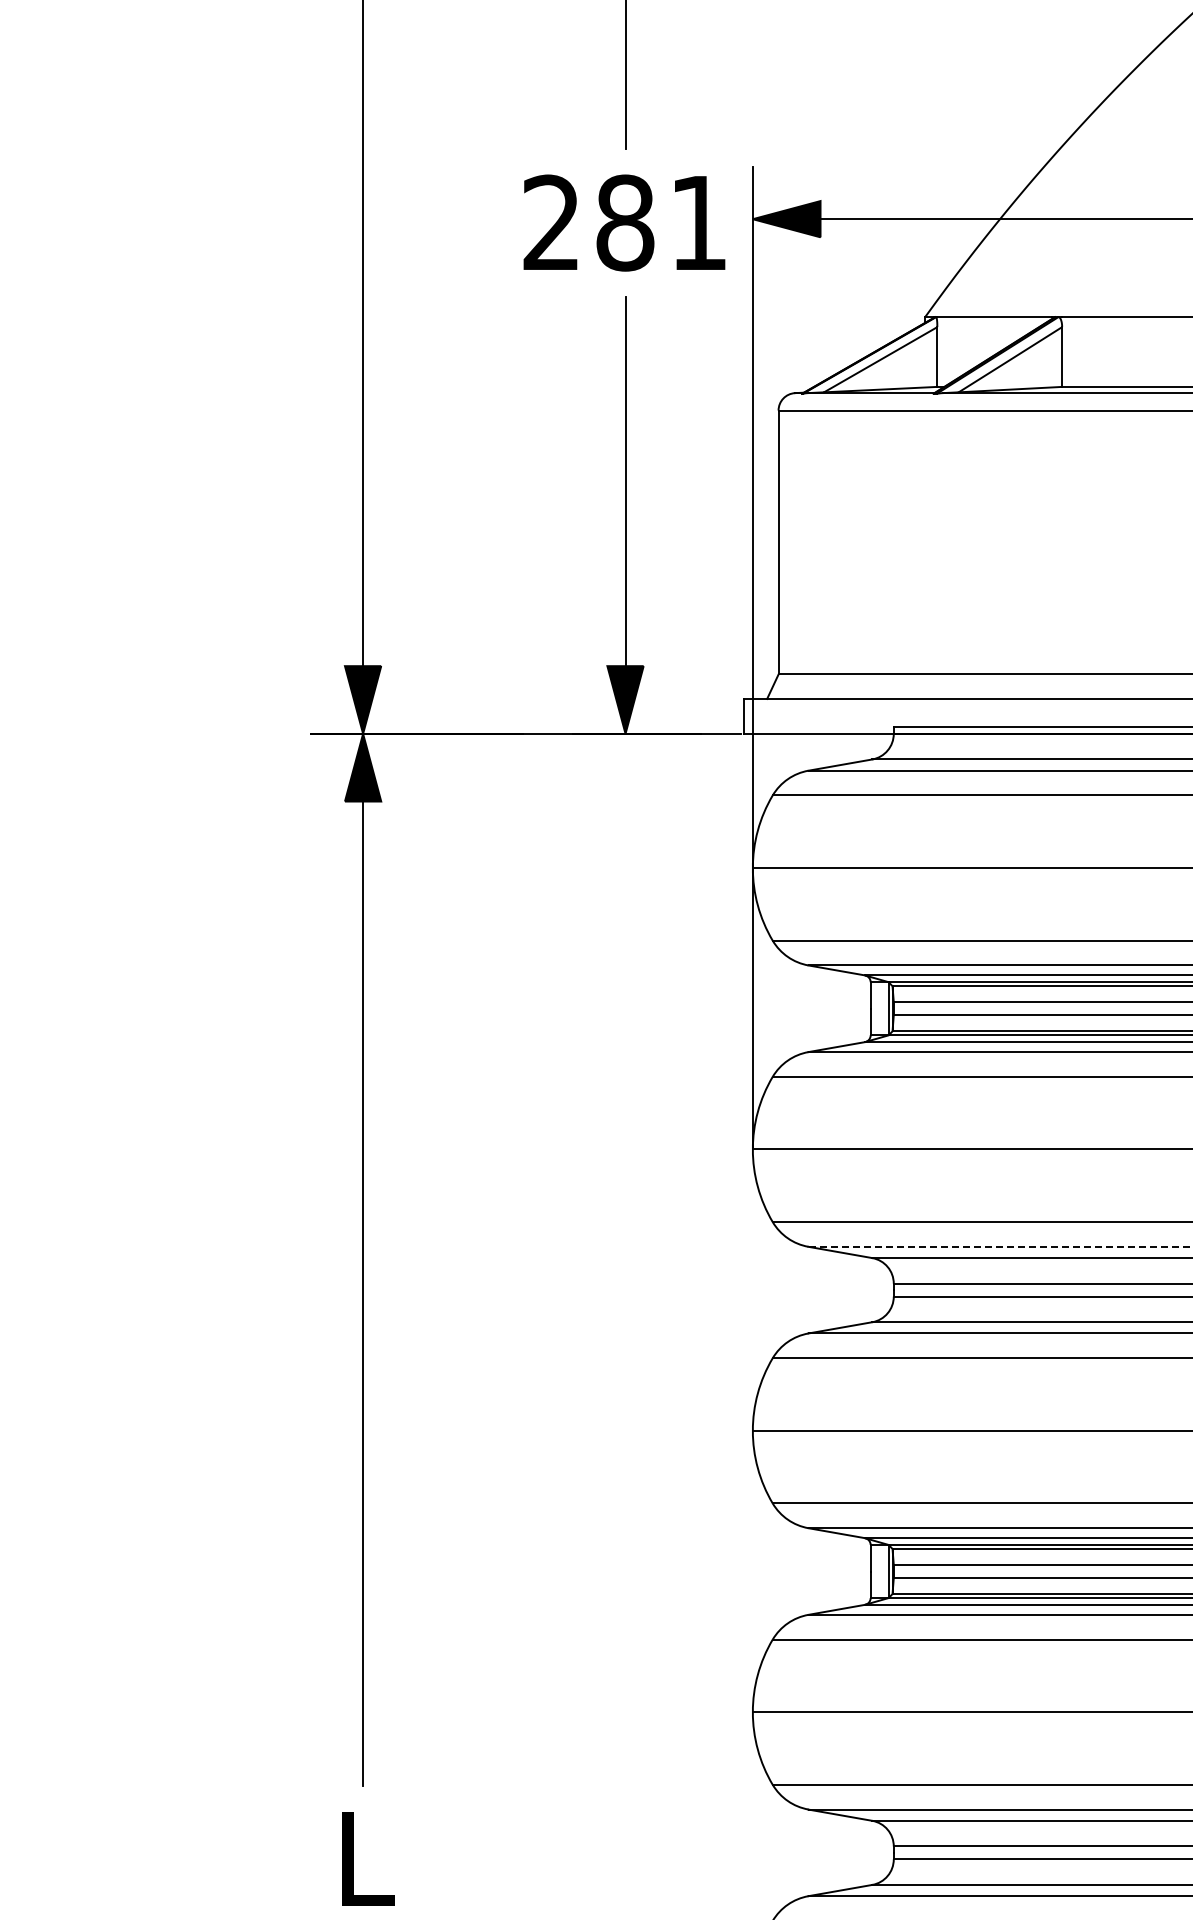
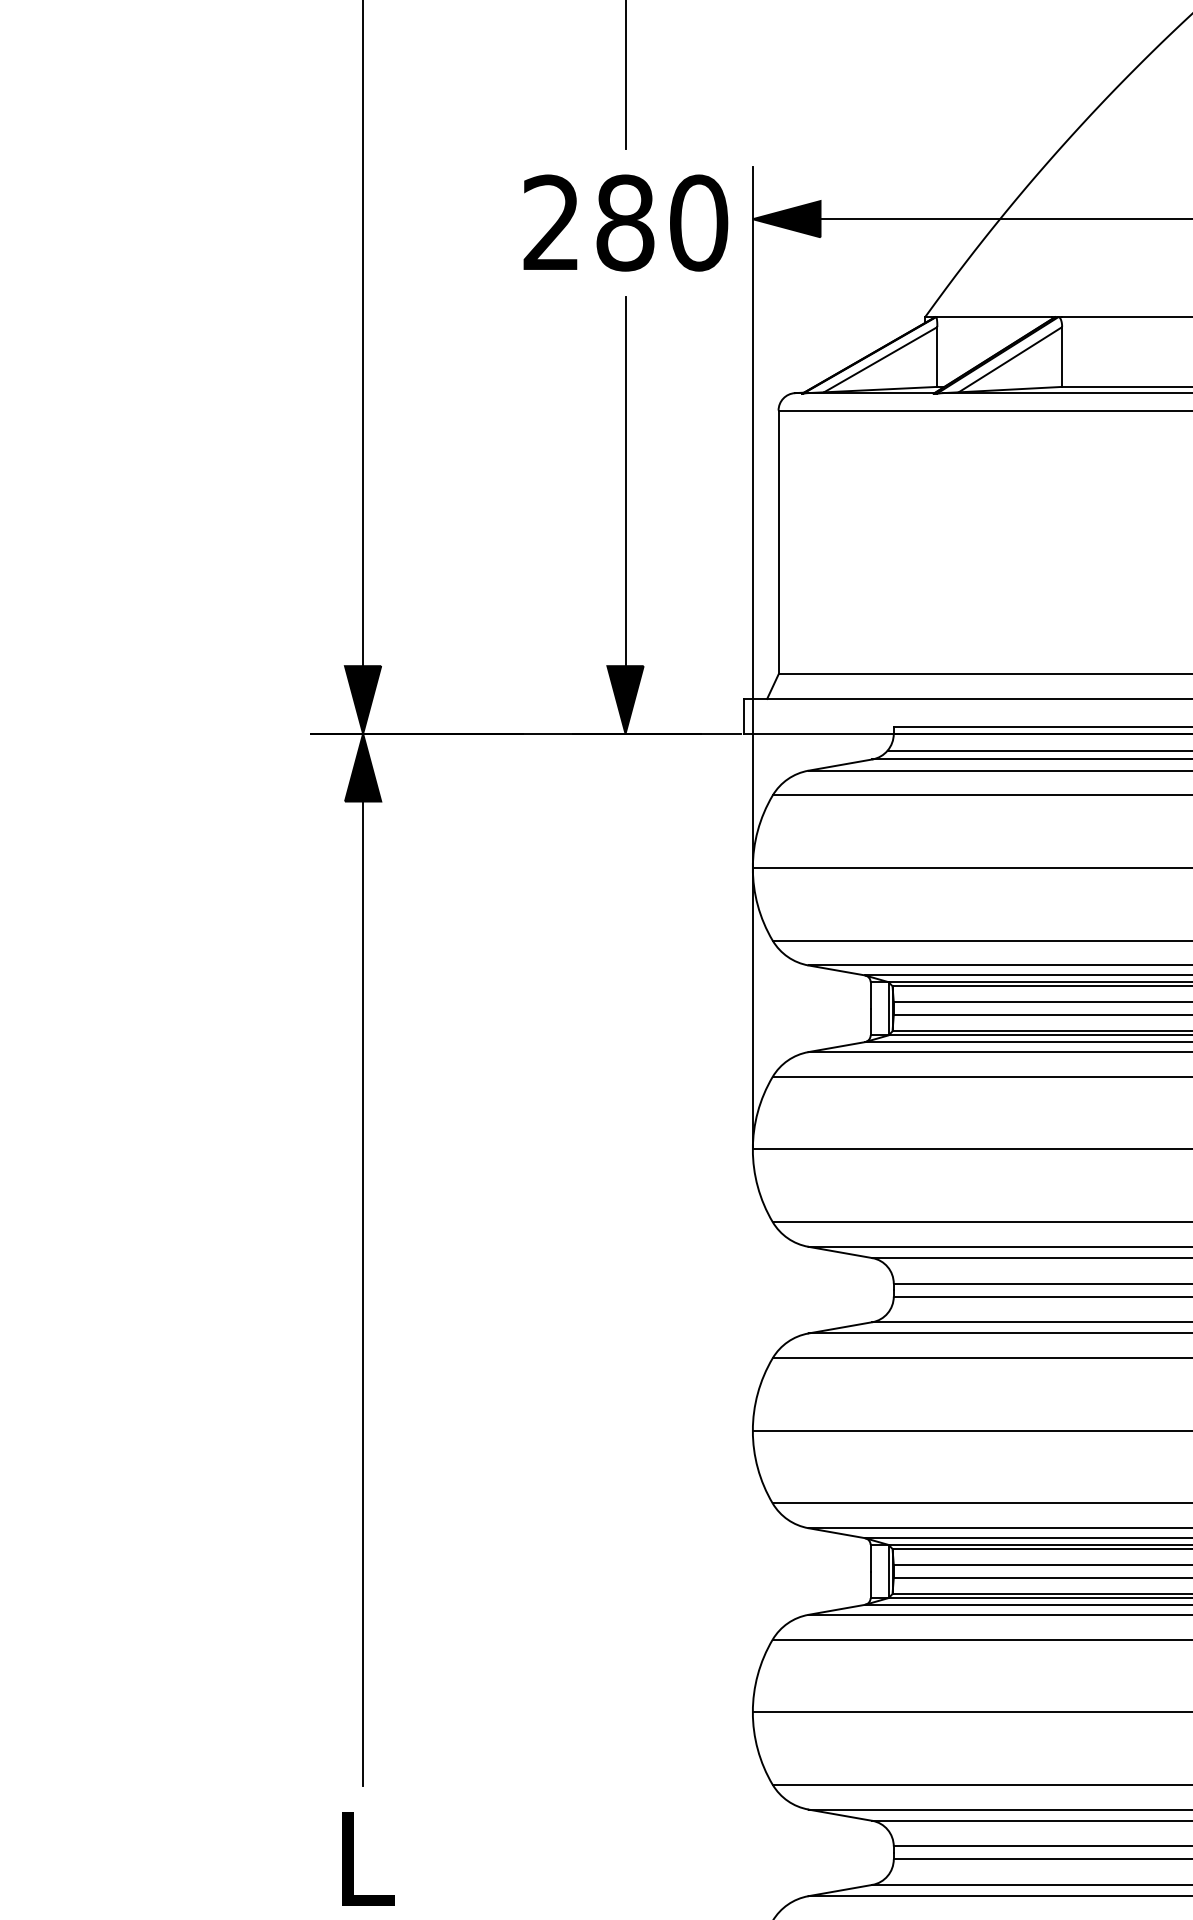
text: 281 -> 280 (699, 222)
line: none -> present (1038, 750)
line: dashed -> solid (1000, 1246)
